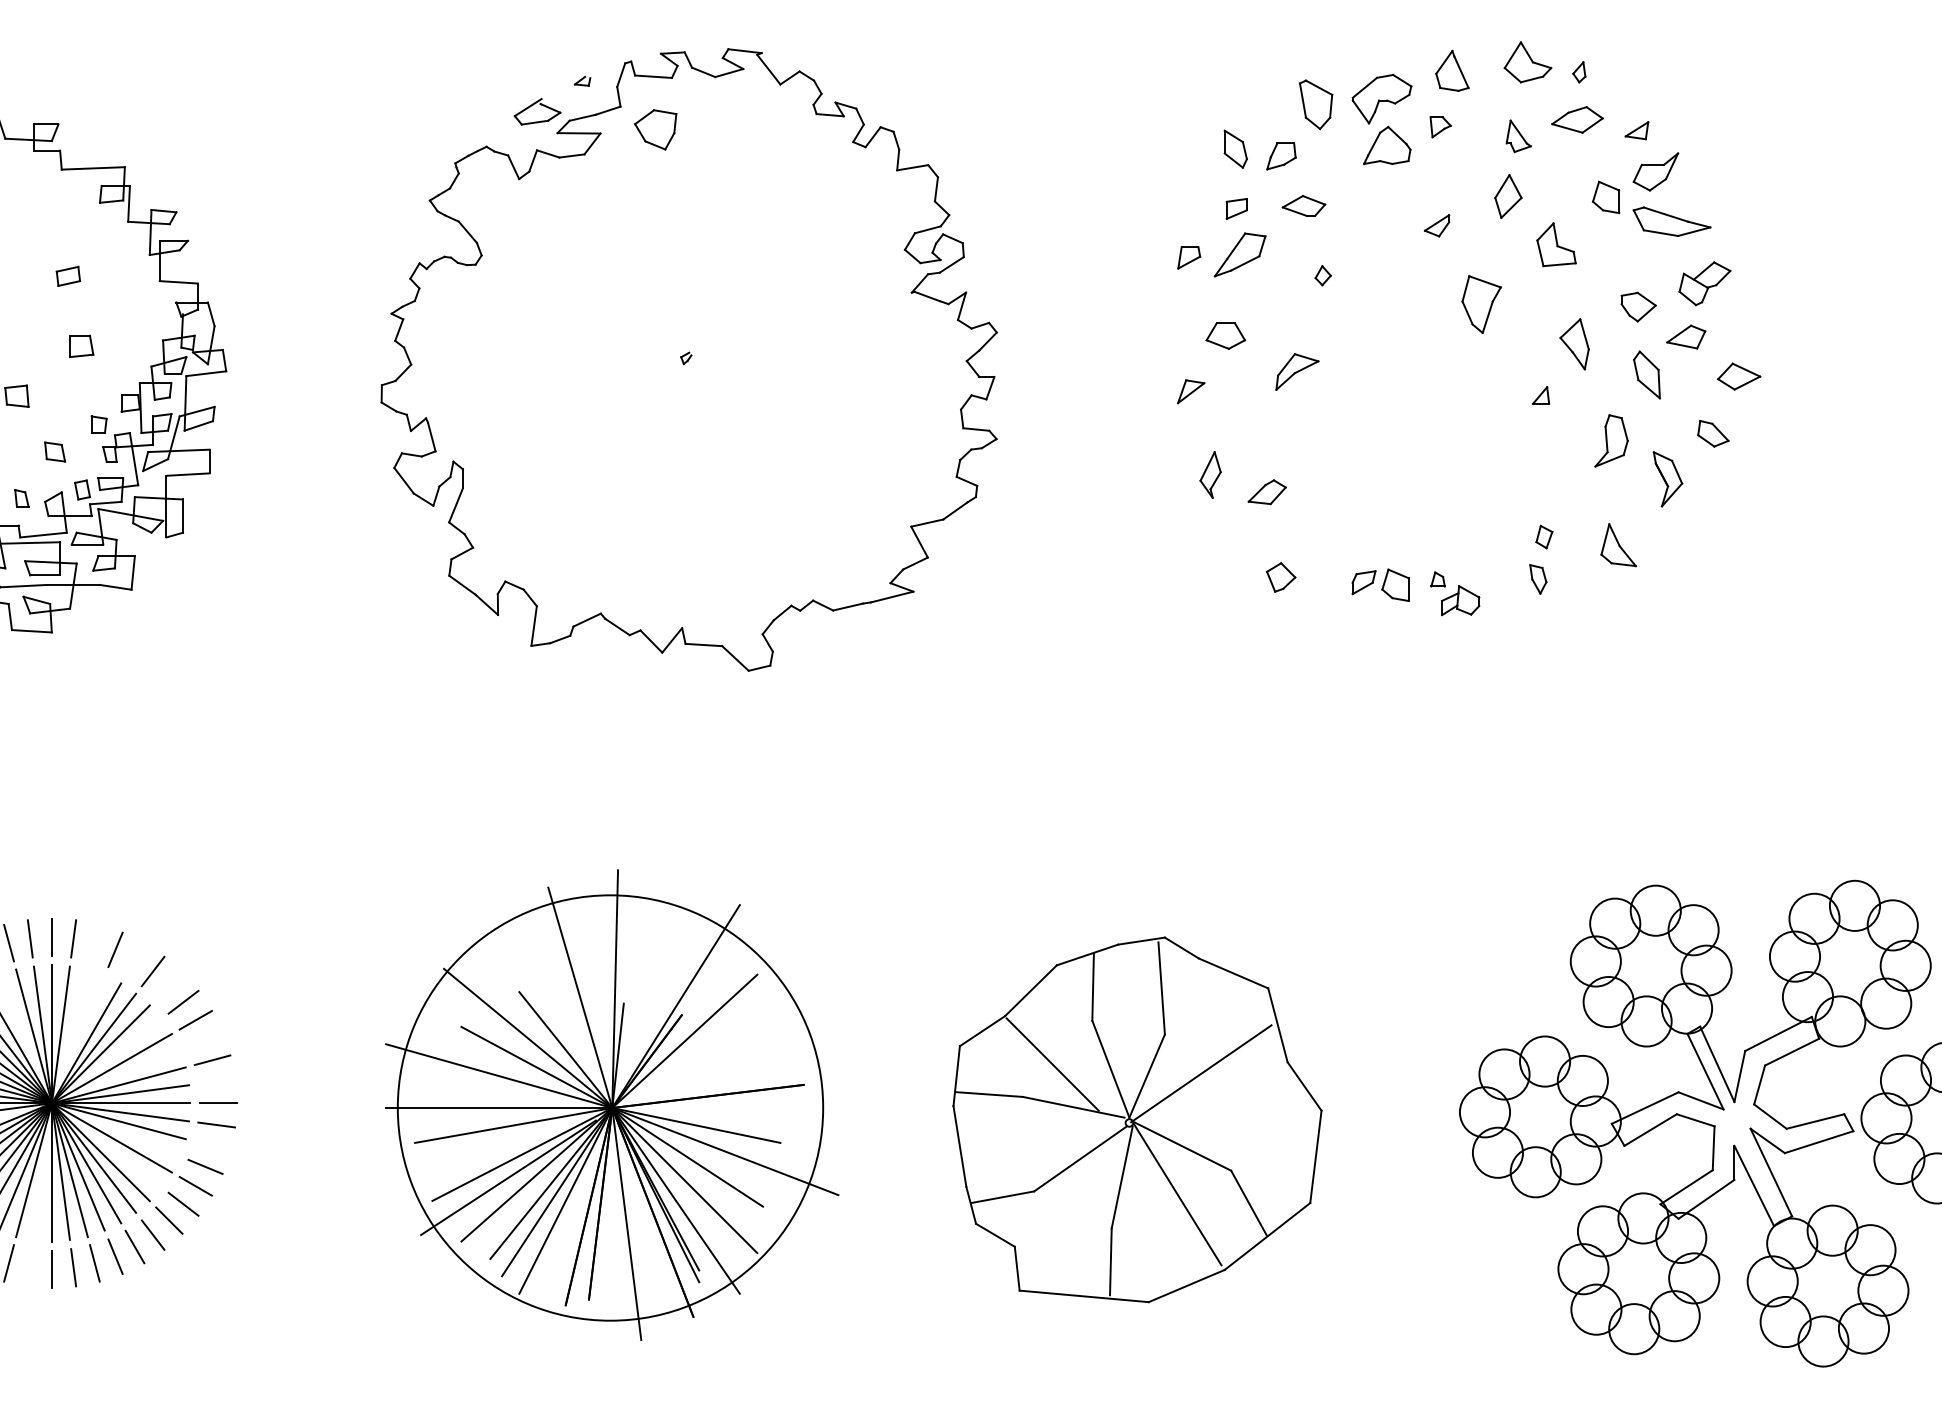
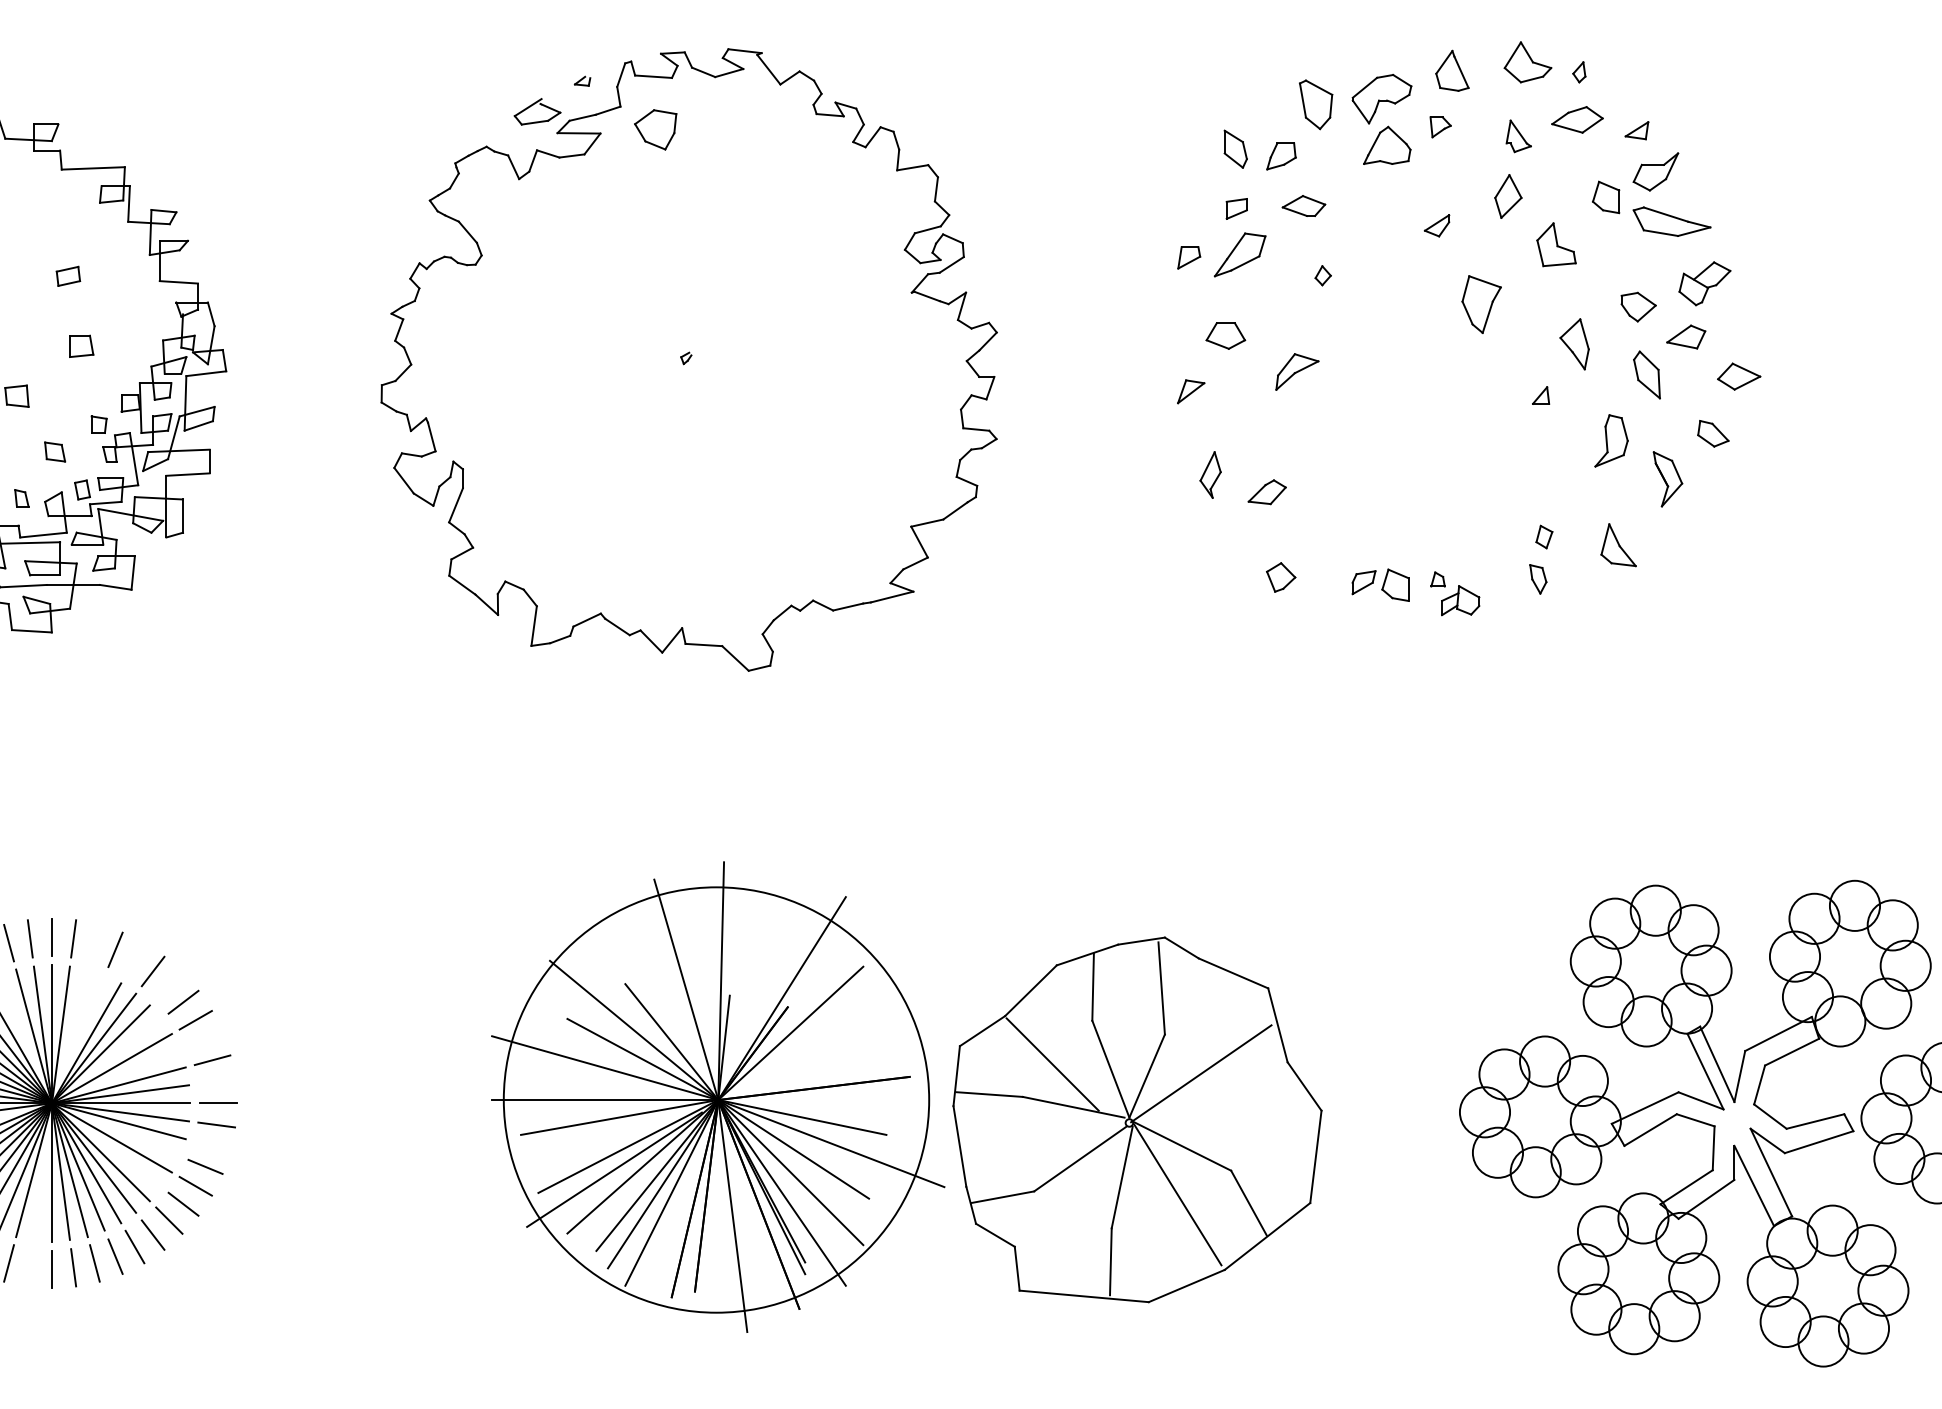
part position: (612, 1104) -> (718, 1096) (718, 1096)
